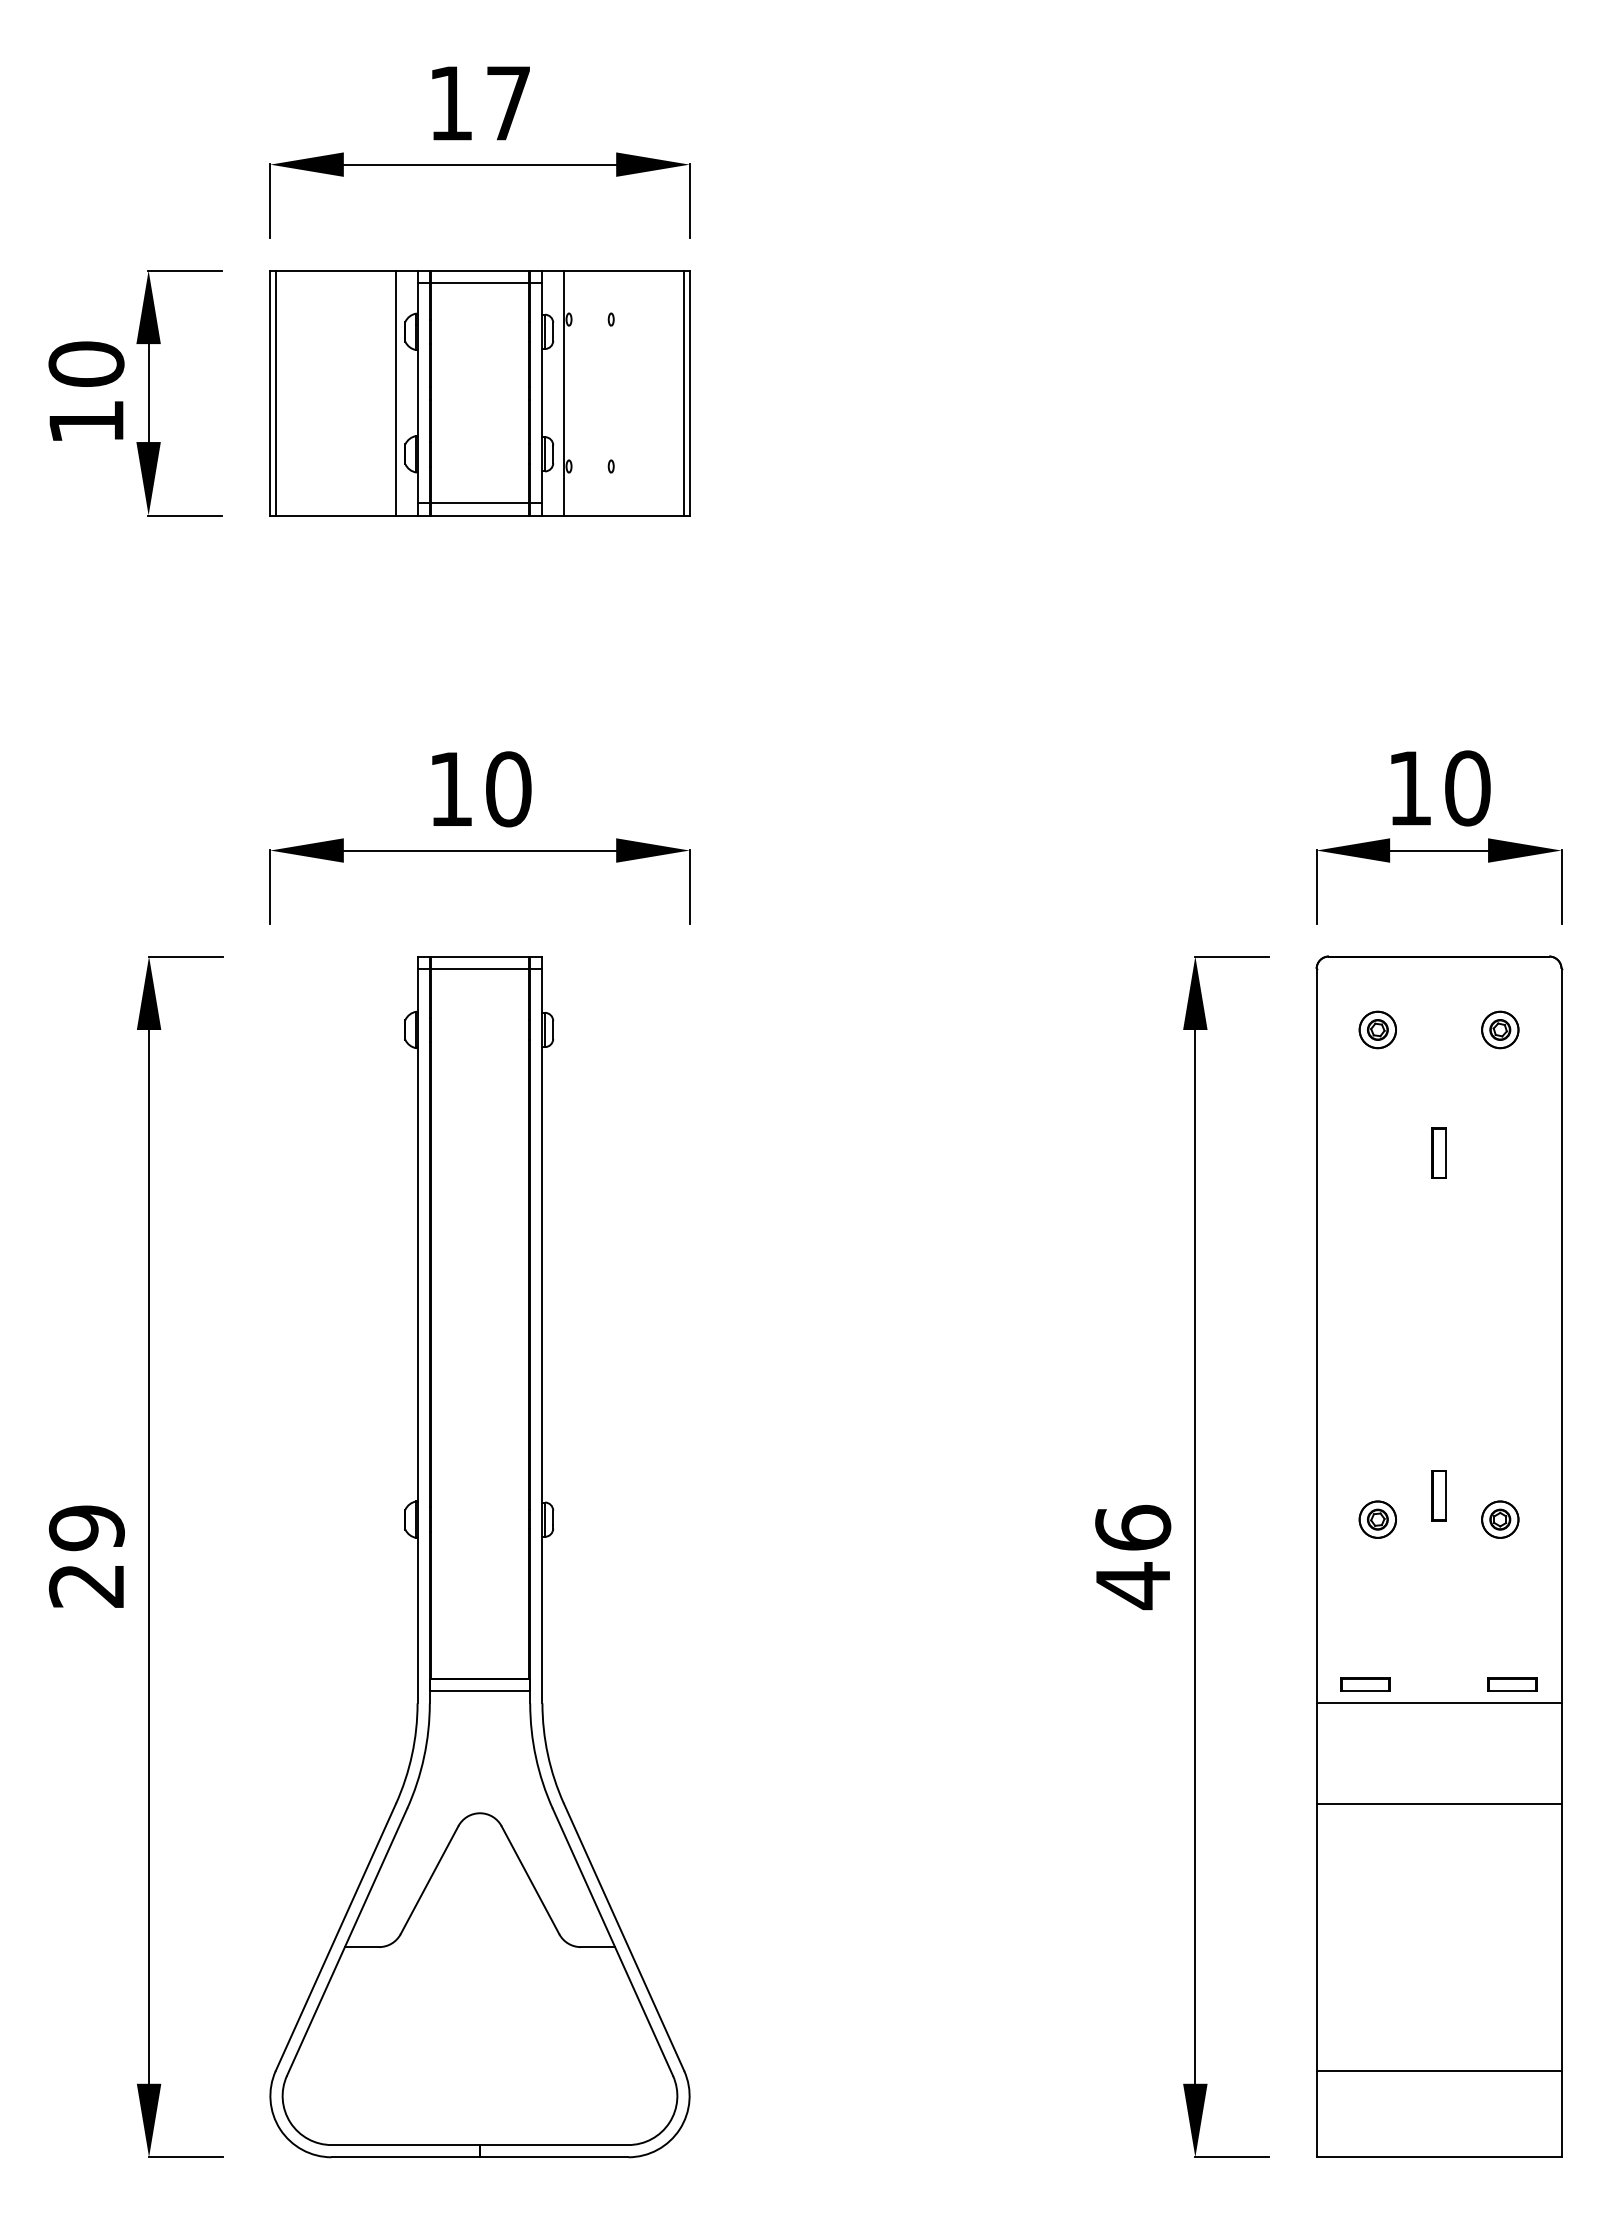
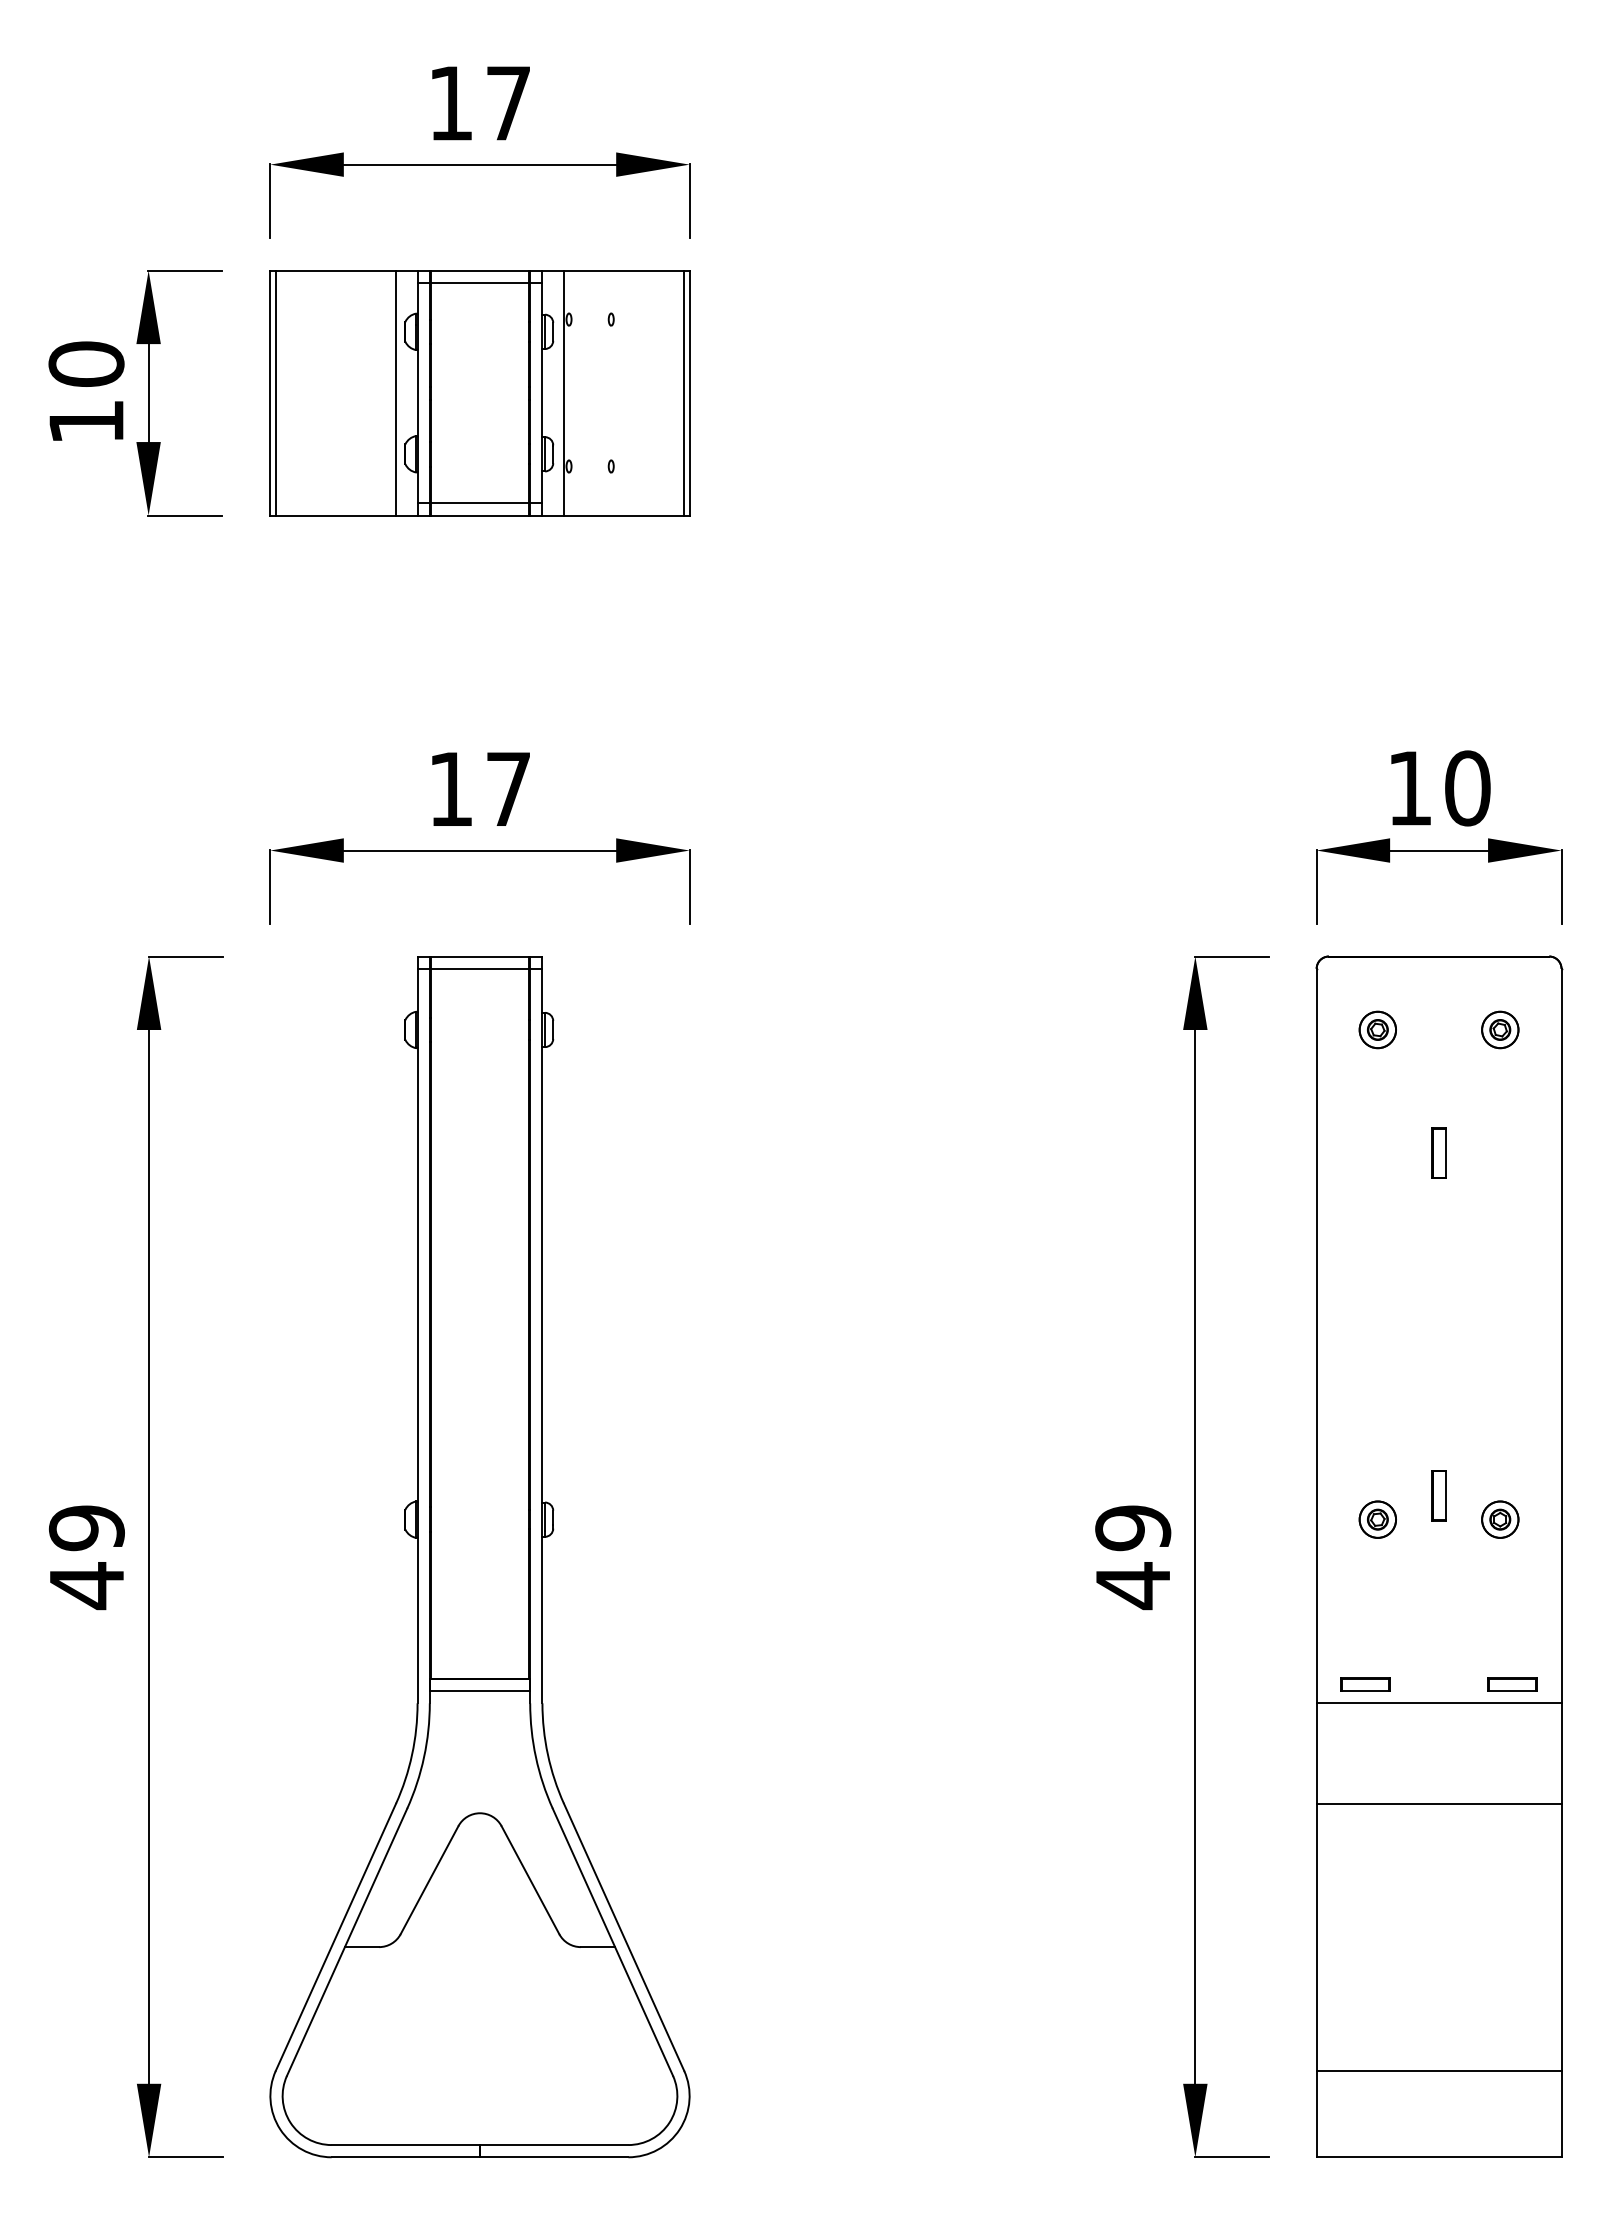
text: 10 -> 17 (508, 789)
text: 46 -> 49 (1133, 1527)
text: 29 -> 49 (85, 1586)
